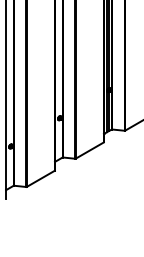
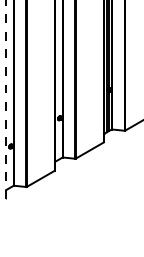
line: solid -> dashed (6, 99)
